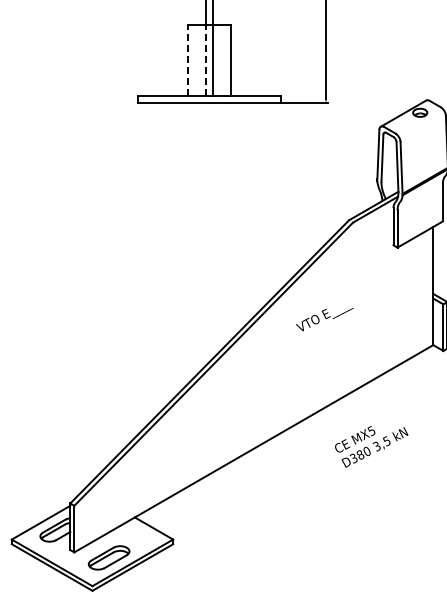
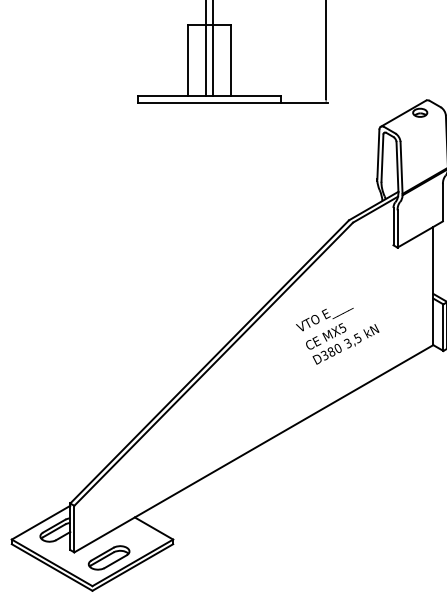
line: dashed -> solid (188, 60)
line: dashed -> solid (205, 60)
text position: (371, 446) -> (342, 343) (342, 343)
